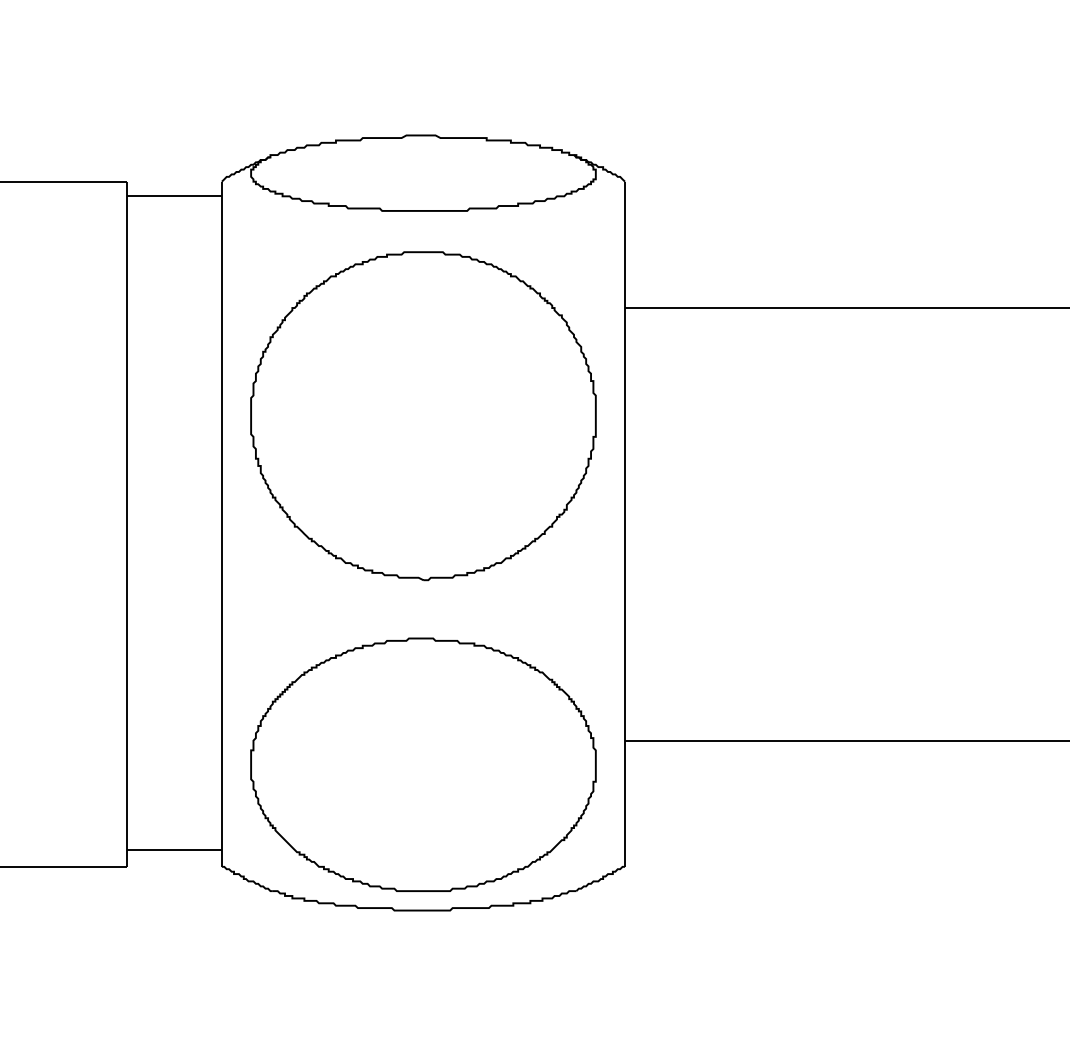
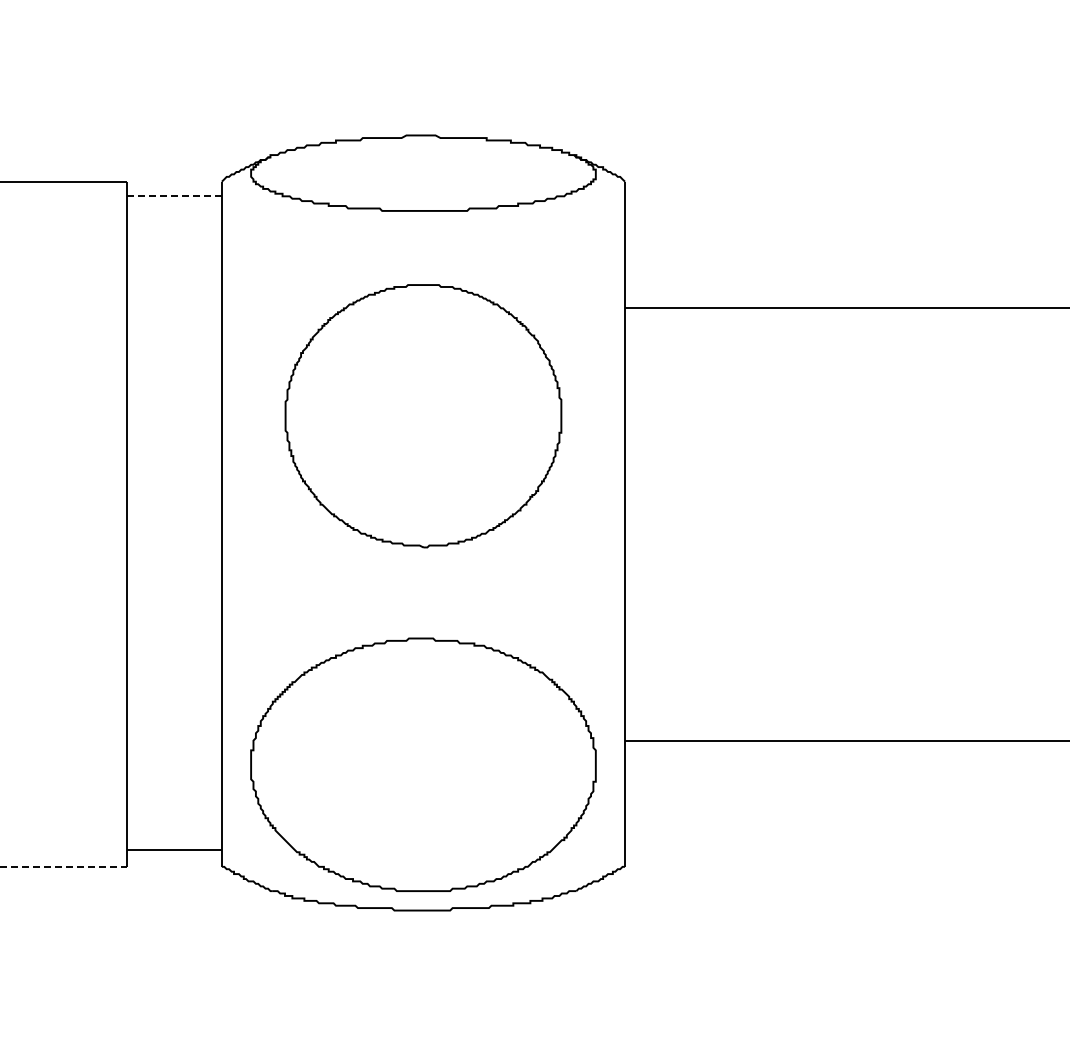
line: solid -> dashed (174, 196)
part size: 347x331 px -> 279x265 px (423, 416)
line: solid -> dashed (64, 866)
